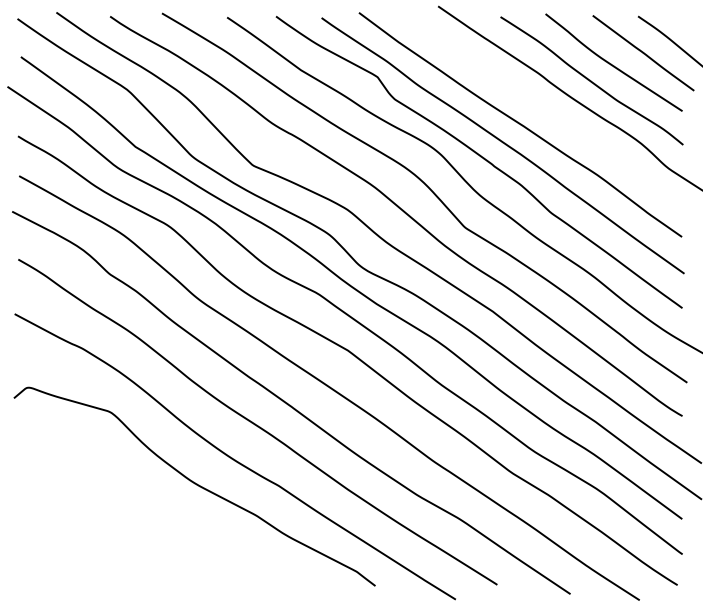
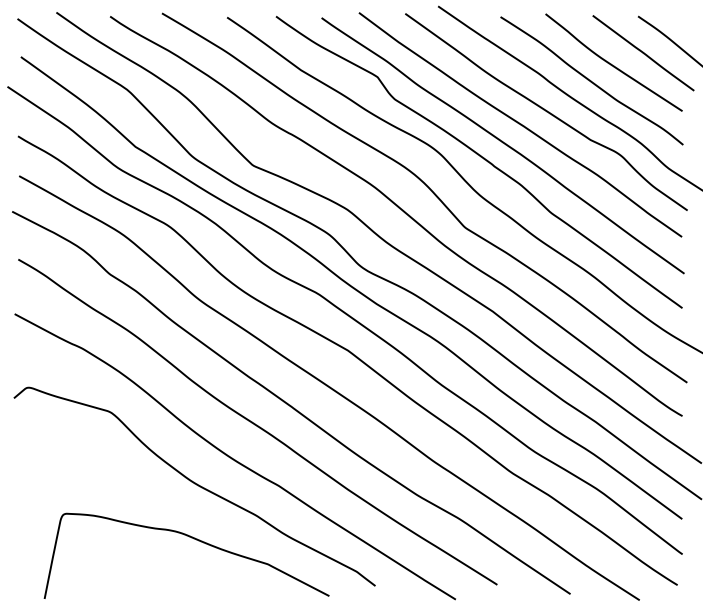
curve: none -> present (546, 111)
curve: none -> present (191, 538)
